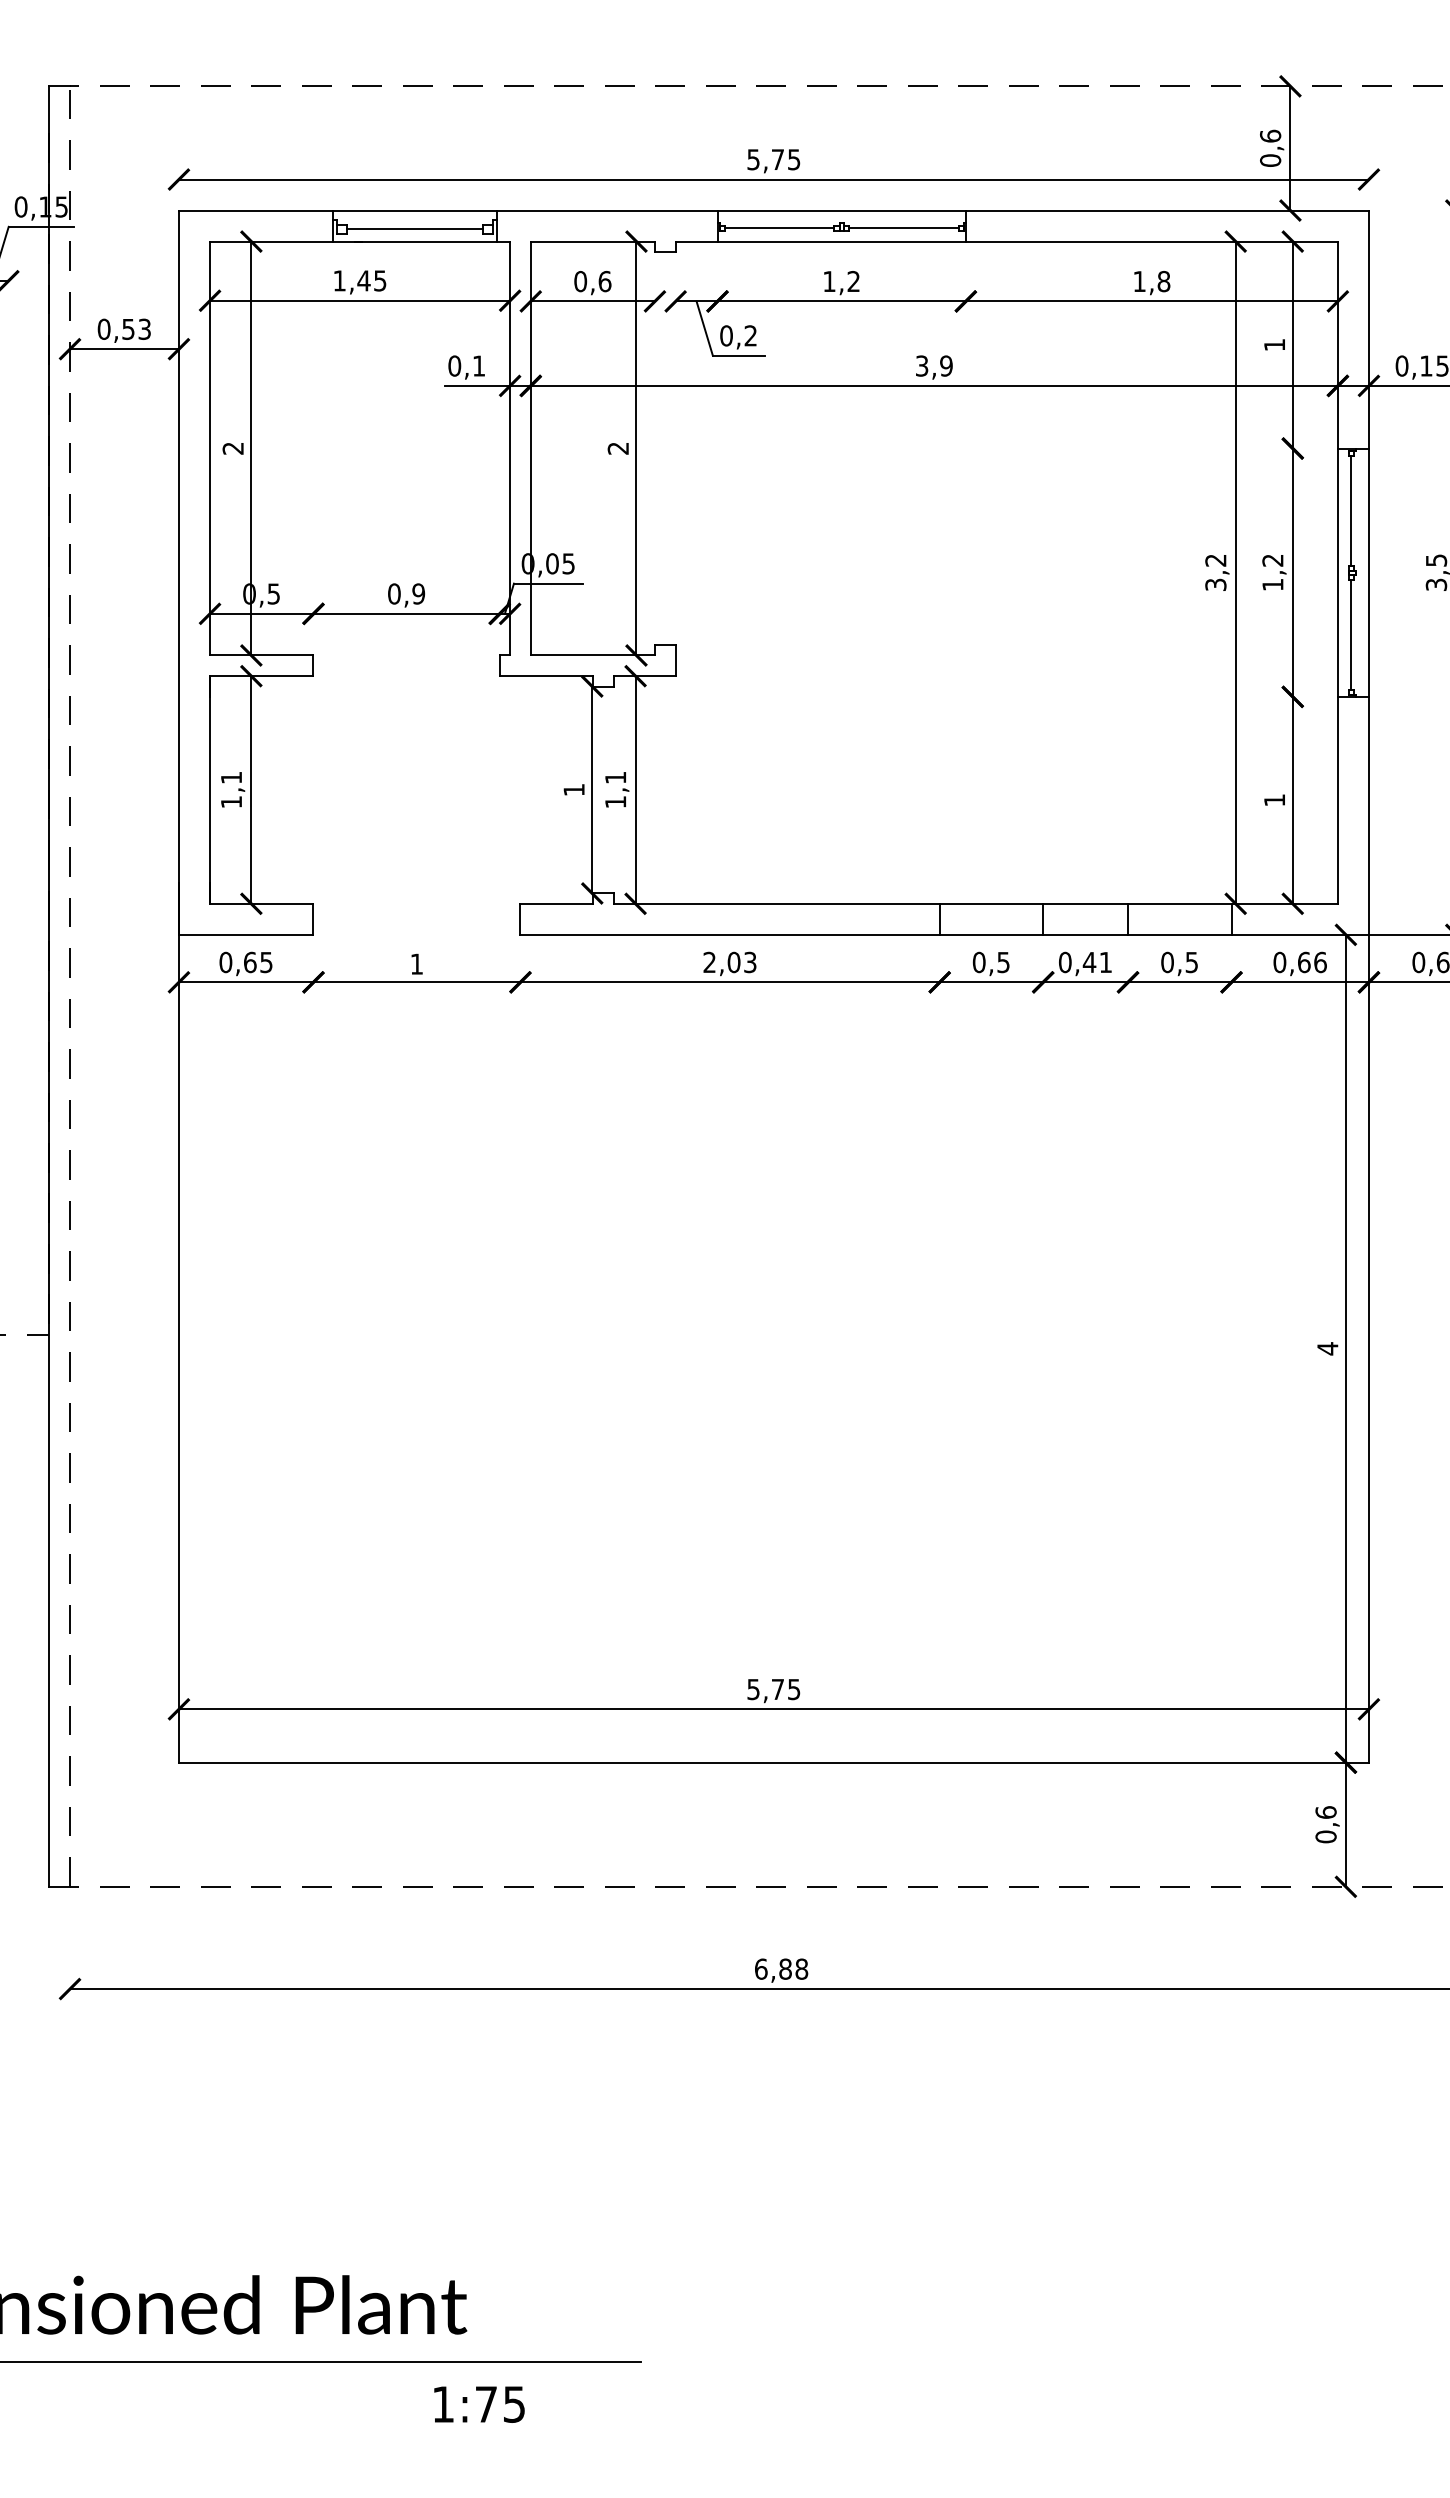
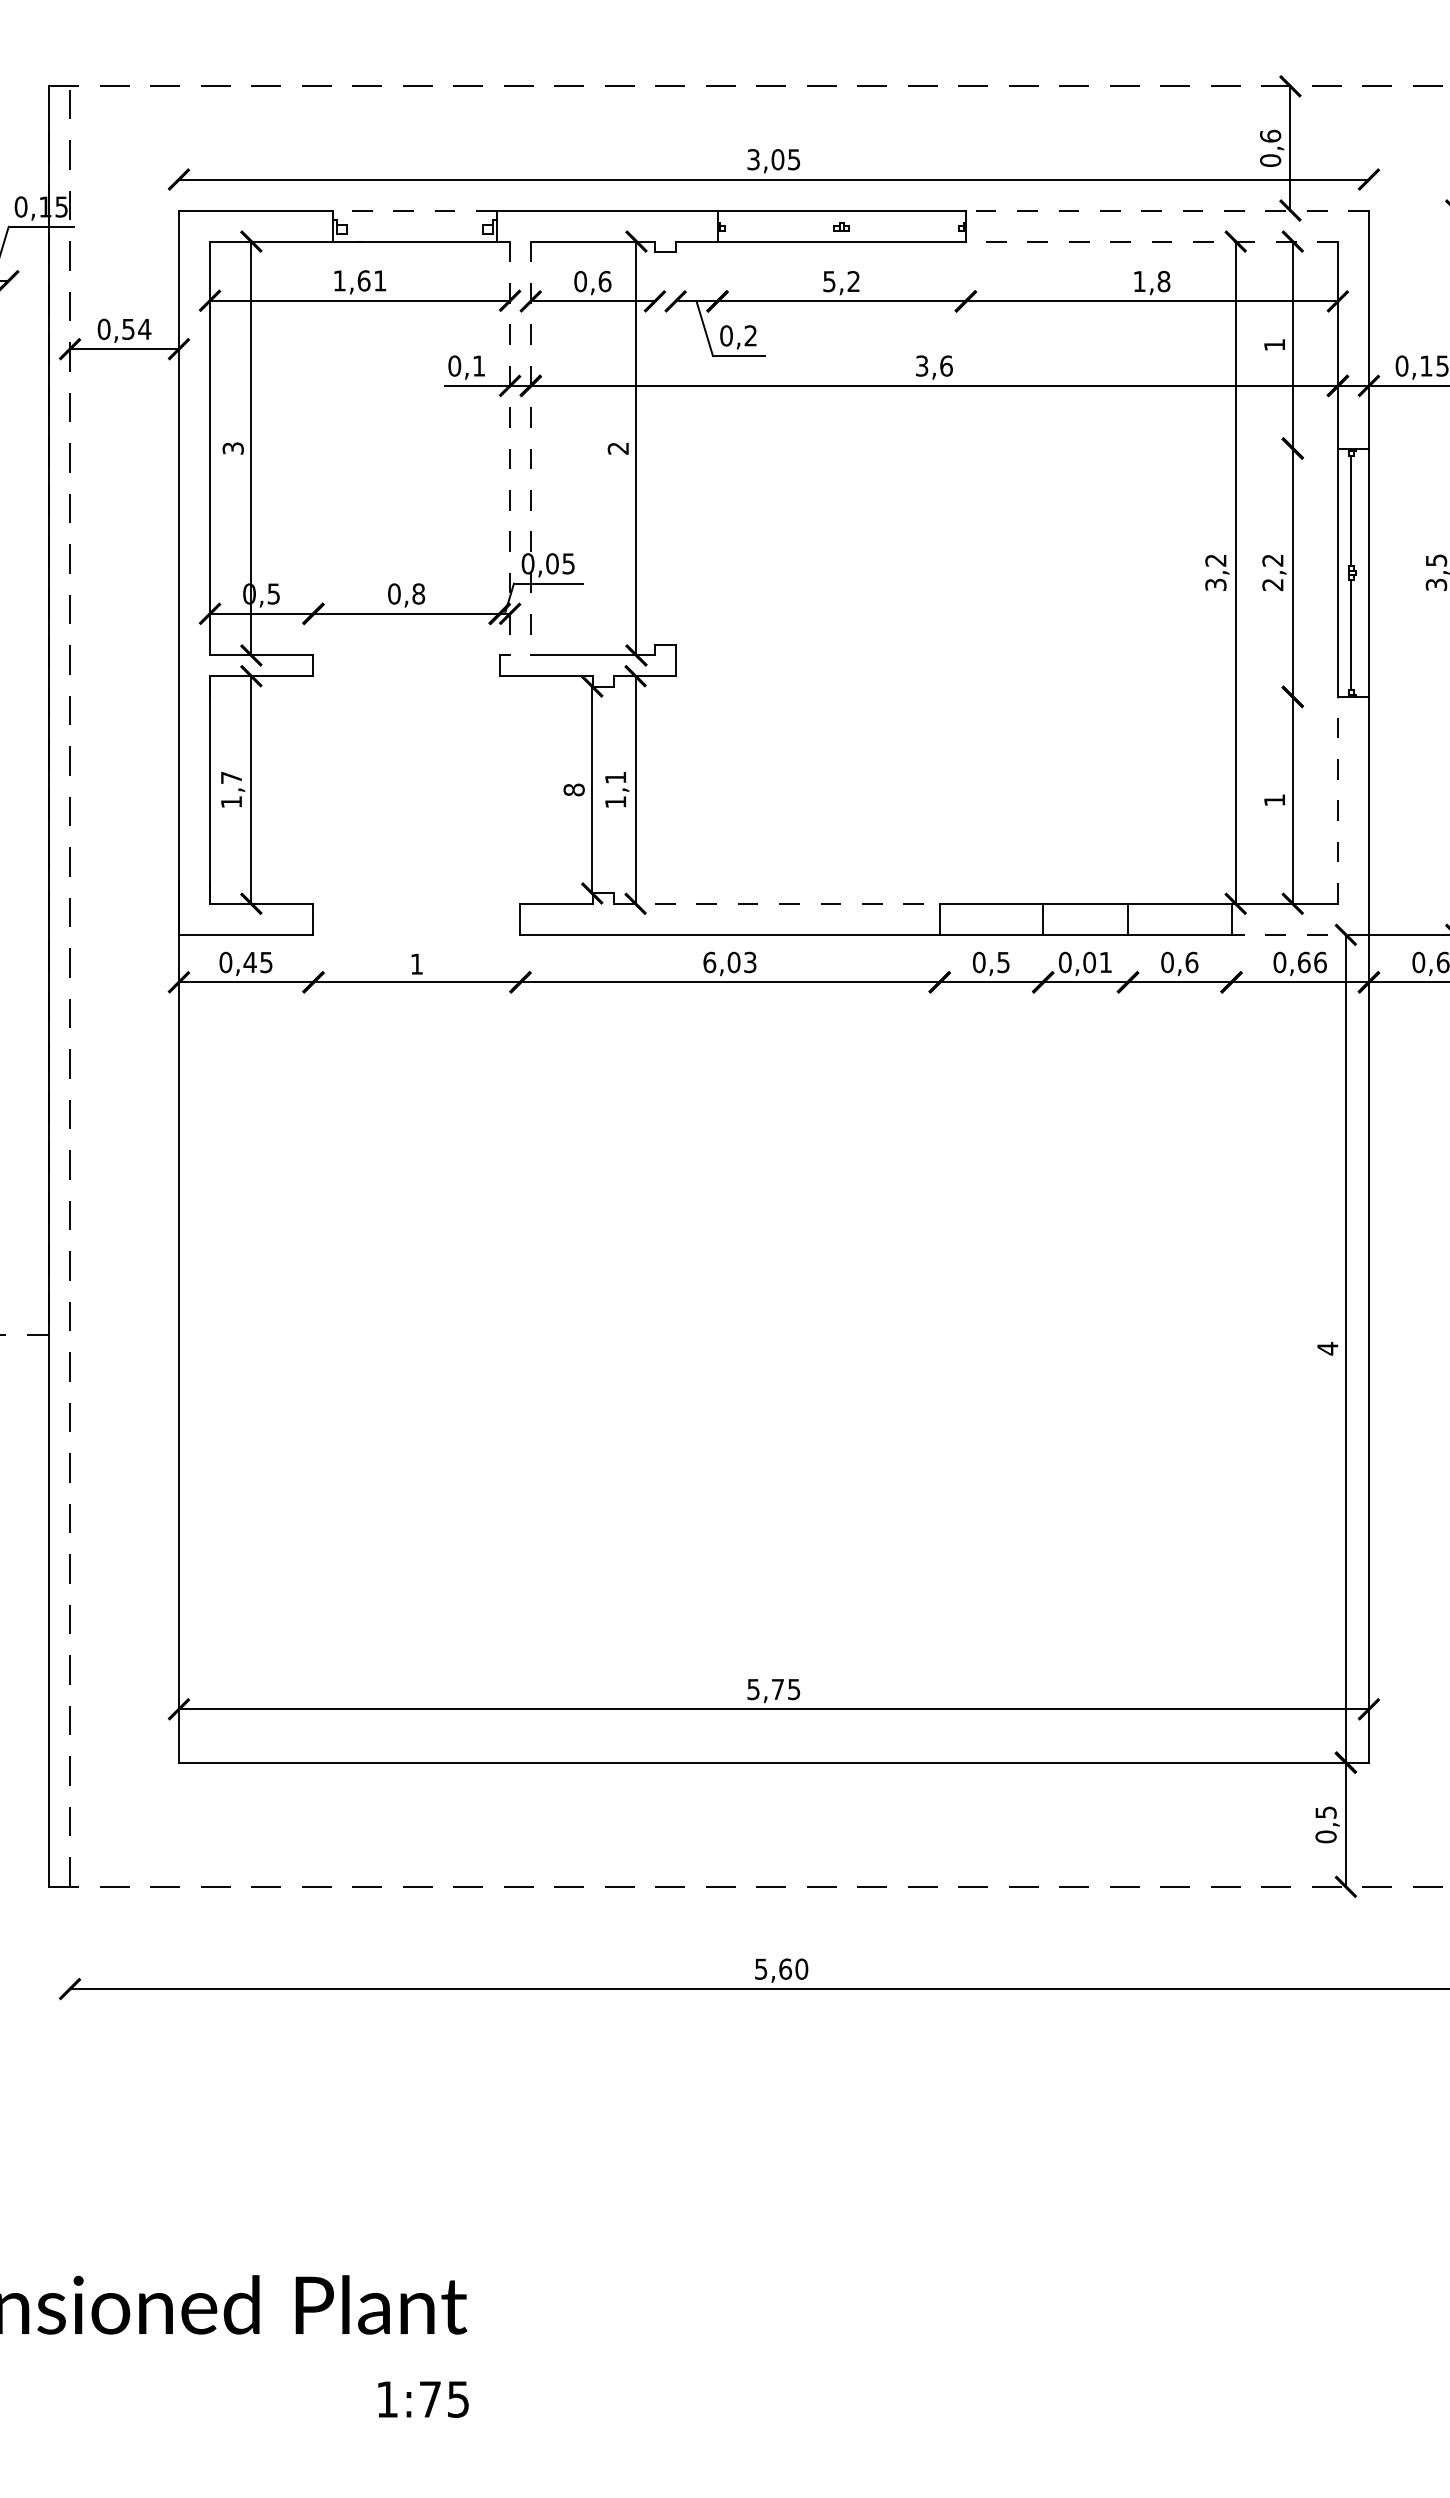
text: 5,75 -> 3,05 (766, 159)
line: solid -> dashed (415, 210)
line: solid -> dashed (1167, 210)
line: present -> none (779, 228)
line: present -> none (903, 228)
line: present -> none (414, 229)
line: solid -> dashed (1151, 241)
text: 1,45 -> 1,61 (371, 280)
text: 1,2 -> 5,2 (829, 281)
text: 0,53 -> 0,54 (144, 328)
text: 3,9 -> 3,6 (946, 365)
text: 2 -> 3 (232, 448)
line: solid -> dashed (510, 448)
line: solid -> dashed (530, 448)
text: 1,2 -> 2,2 (1272, 585)
text: 0,9 -> 0,8 (418, 593)
text: 1,1 -> 1,7 (231, 777)
text: 1 -> 8 (573, 789)
line: solid -> dashed (1337, 799)
line: solid -> dashed (777, 903)
line: solid -> dashed (1300, 934)
text: 0,65 -> 0,45 (249, 962)
text: 2,03 -> 6,03 (709, 962)
text: 0,41 -> 0,01 (1089, 962)
text: 0,5 -> 0,6 (1191, 962)
text: 0,6 -> 0,5 (1325, 1812)
text: 6,88 -> 5,60 (781, 1968)
line: present -> none (321, 2362)
text position: (479, 2404) -> (423, 2399) (423, 2399)
